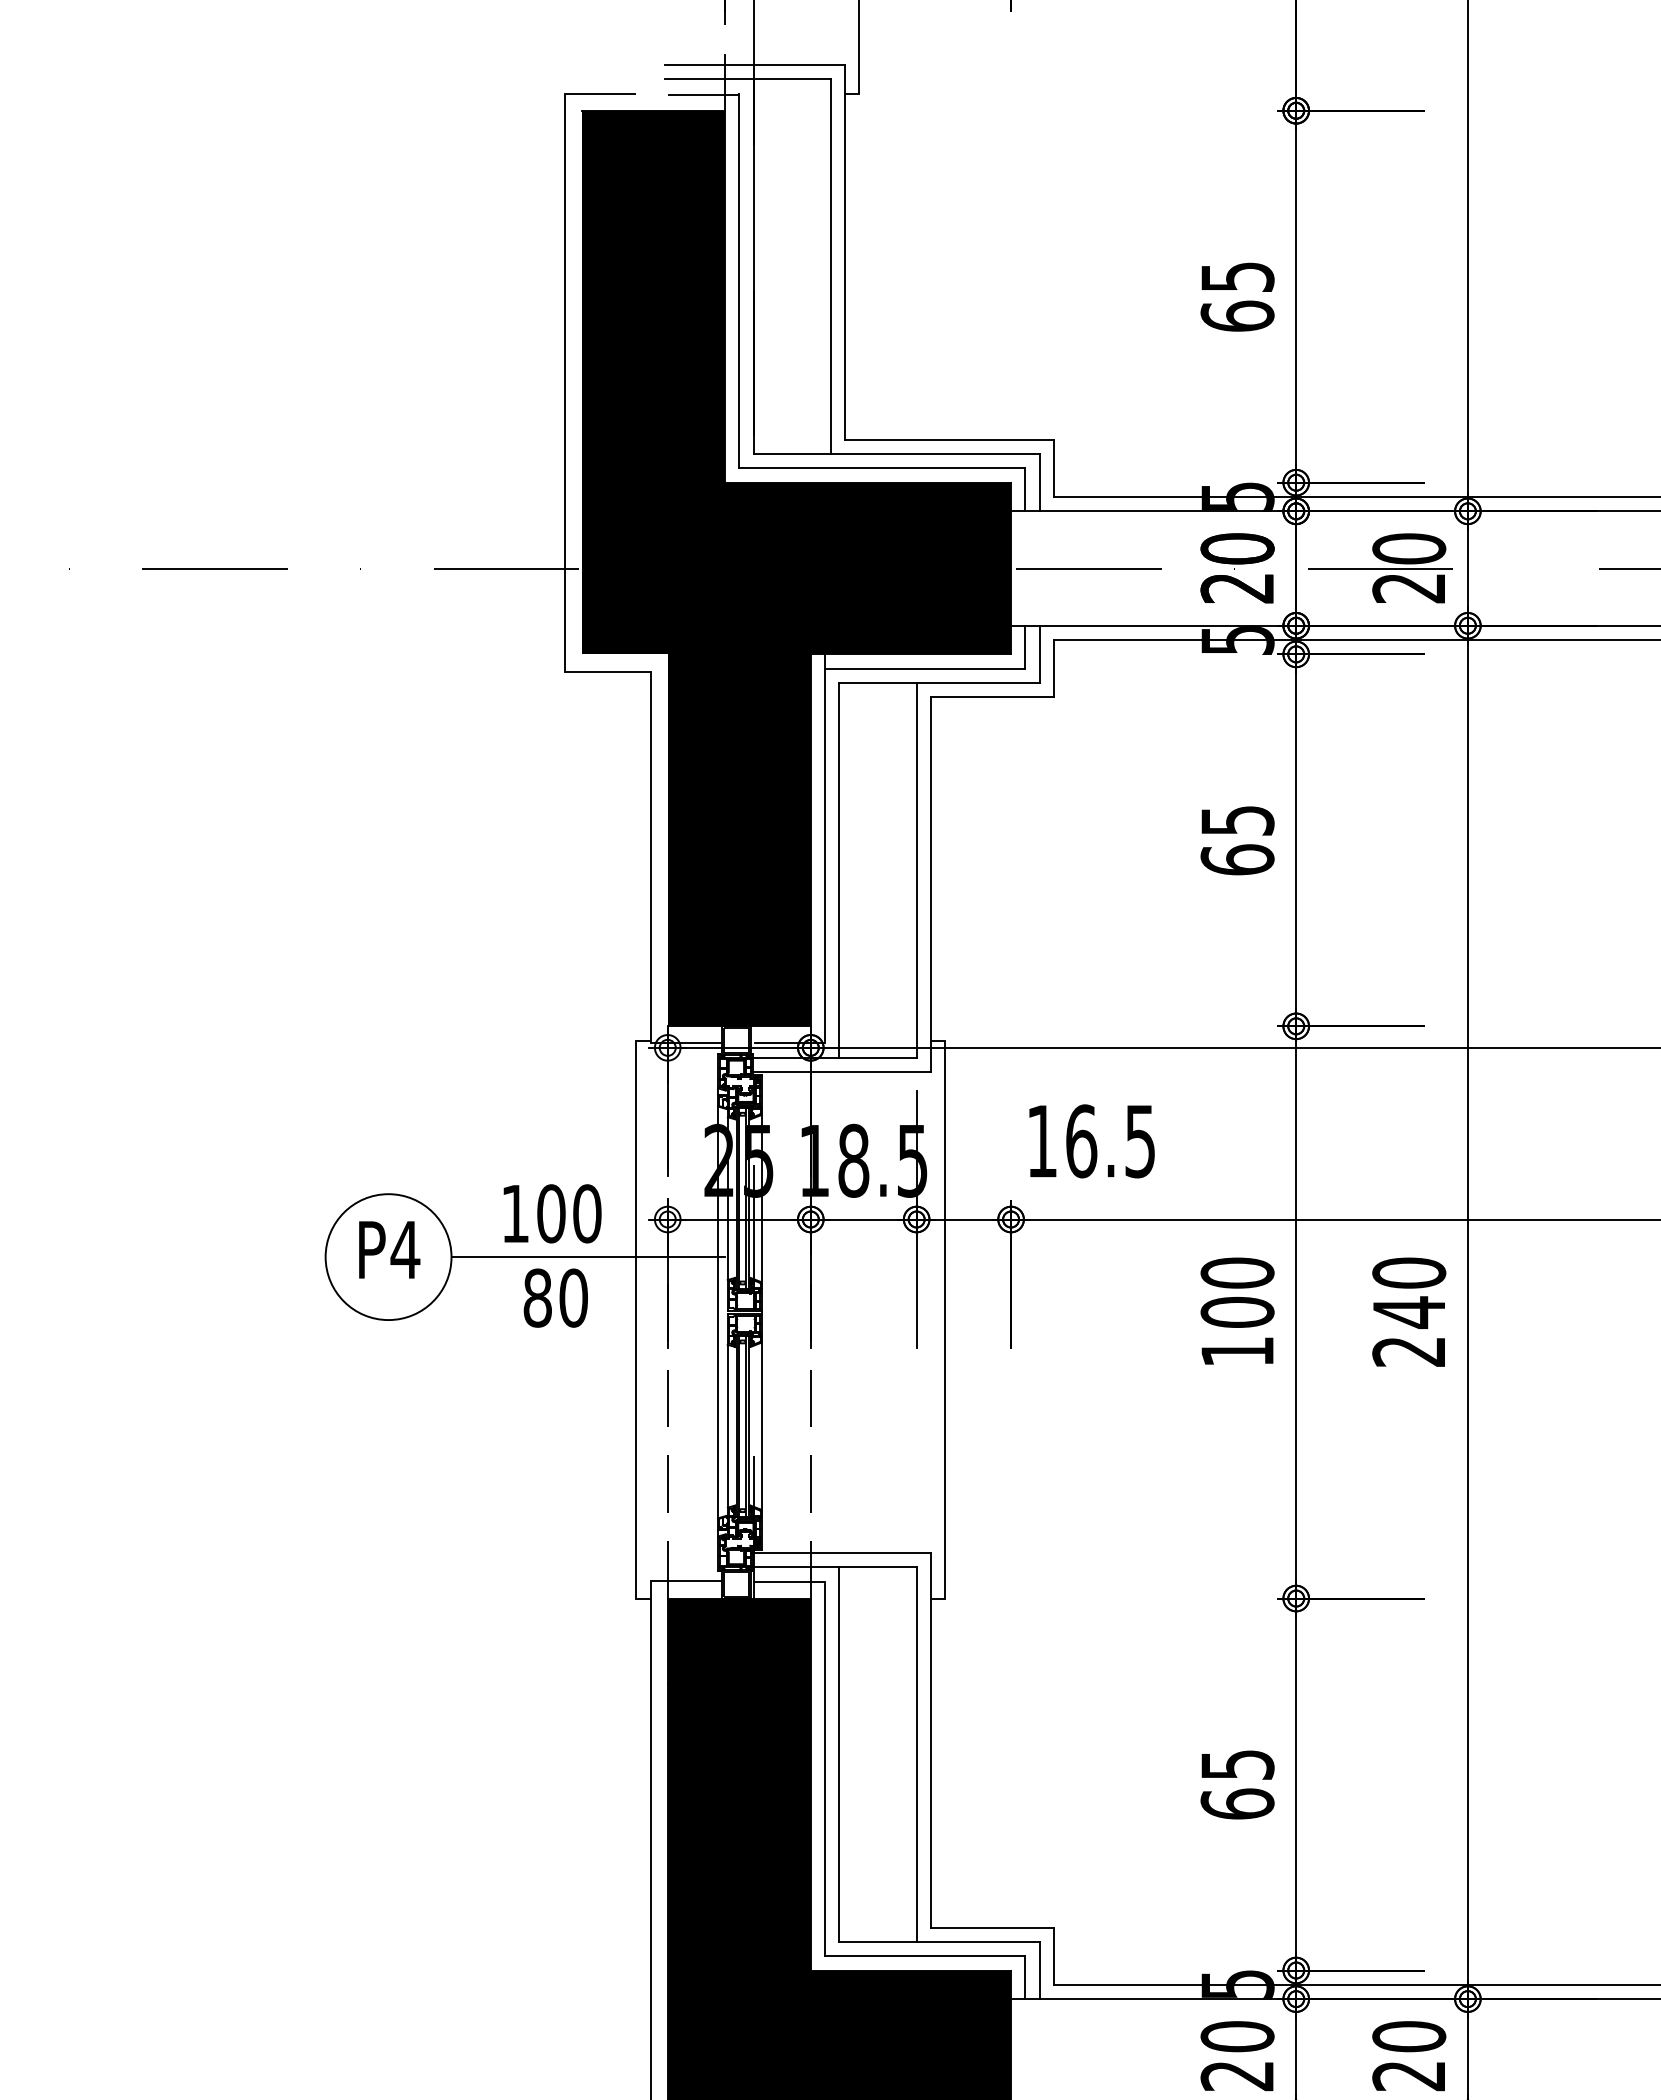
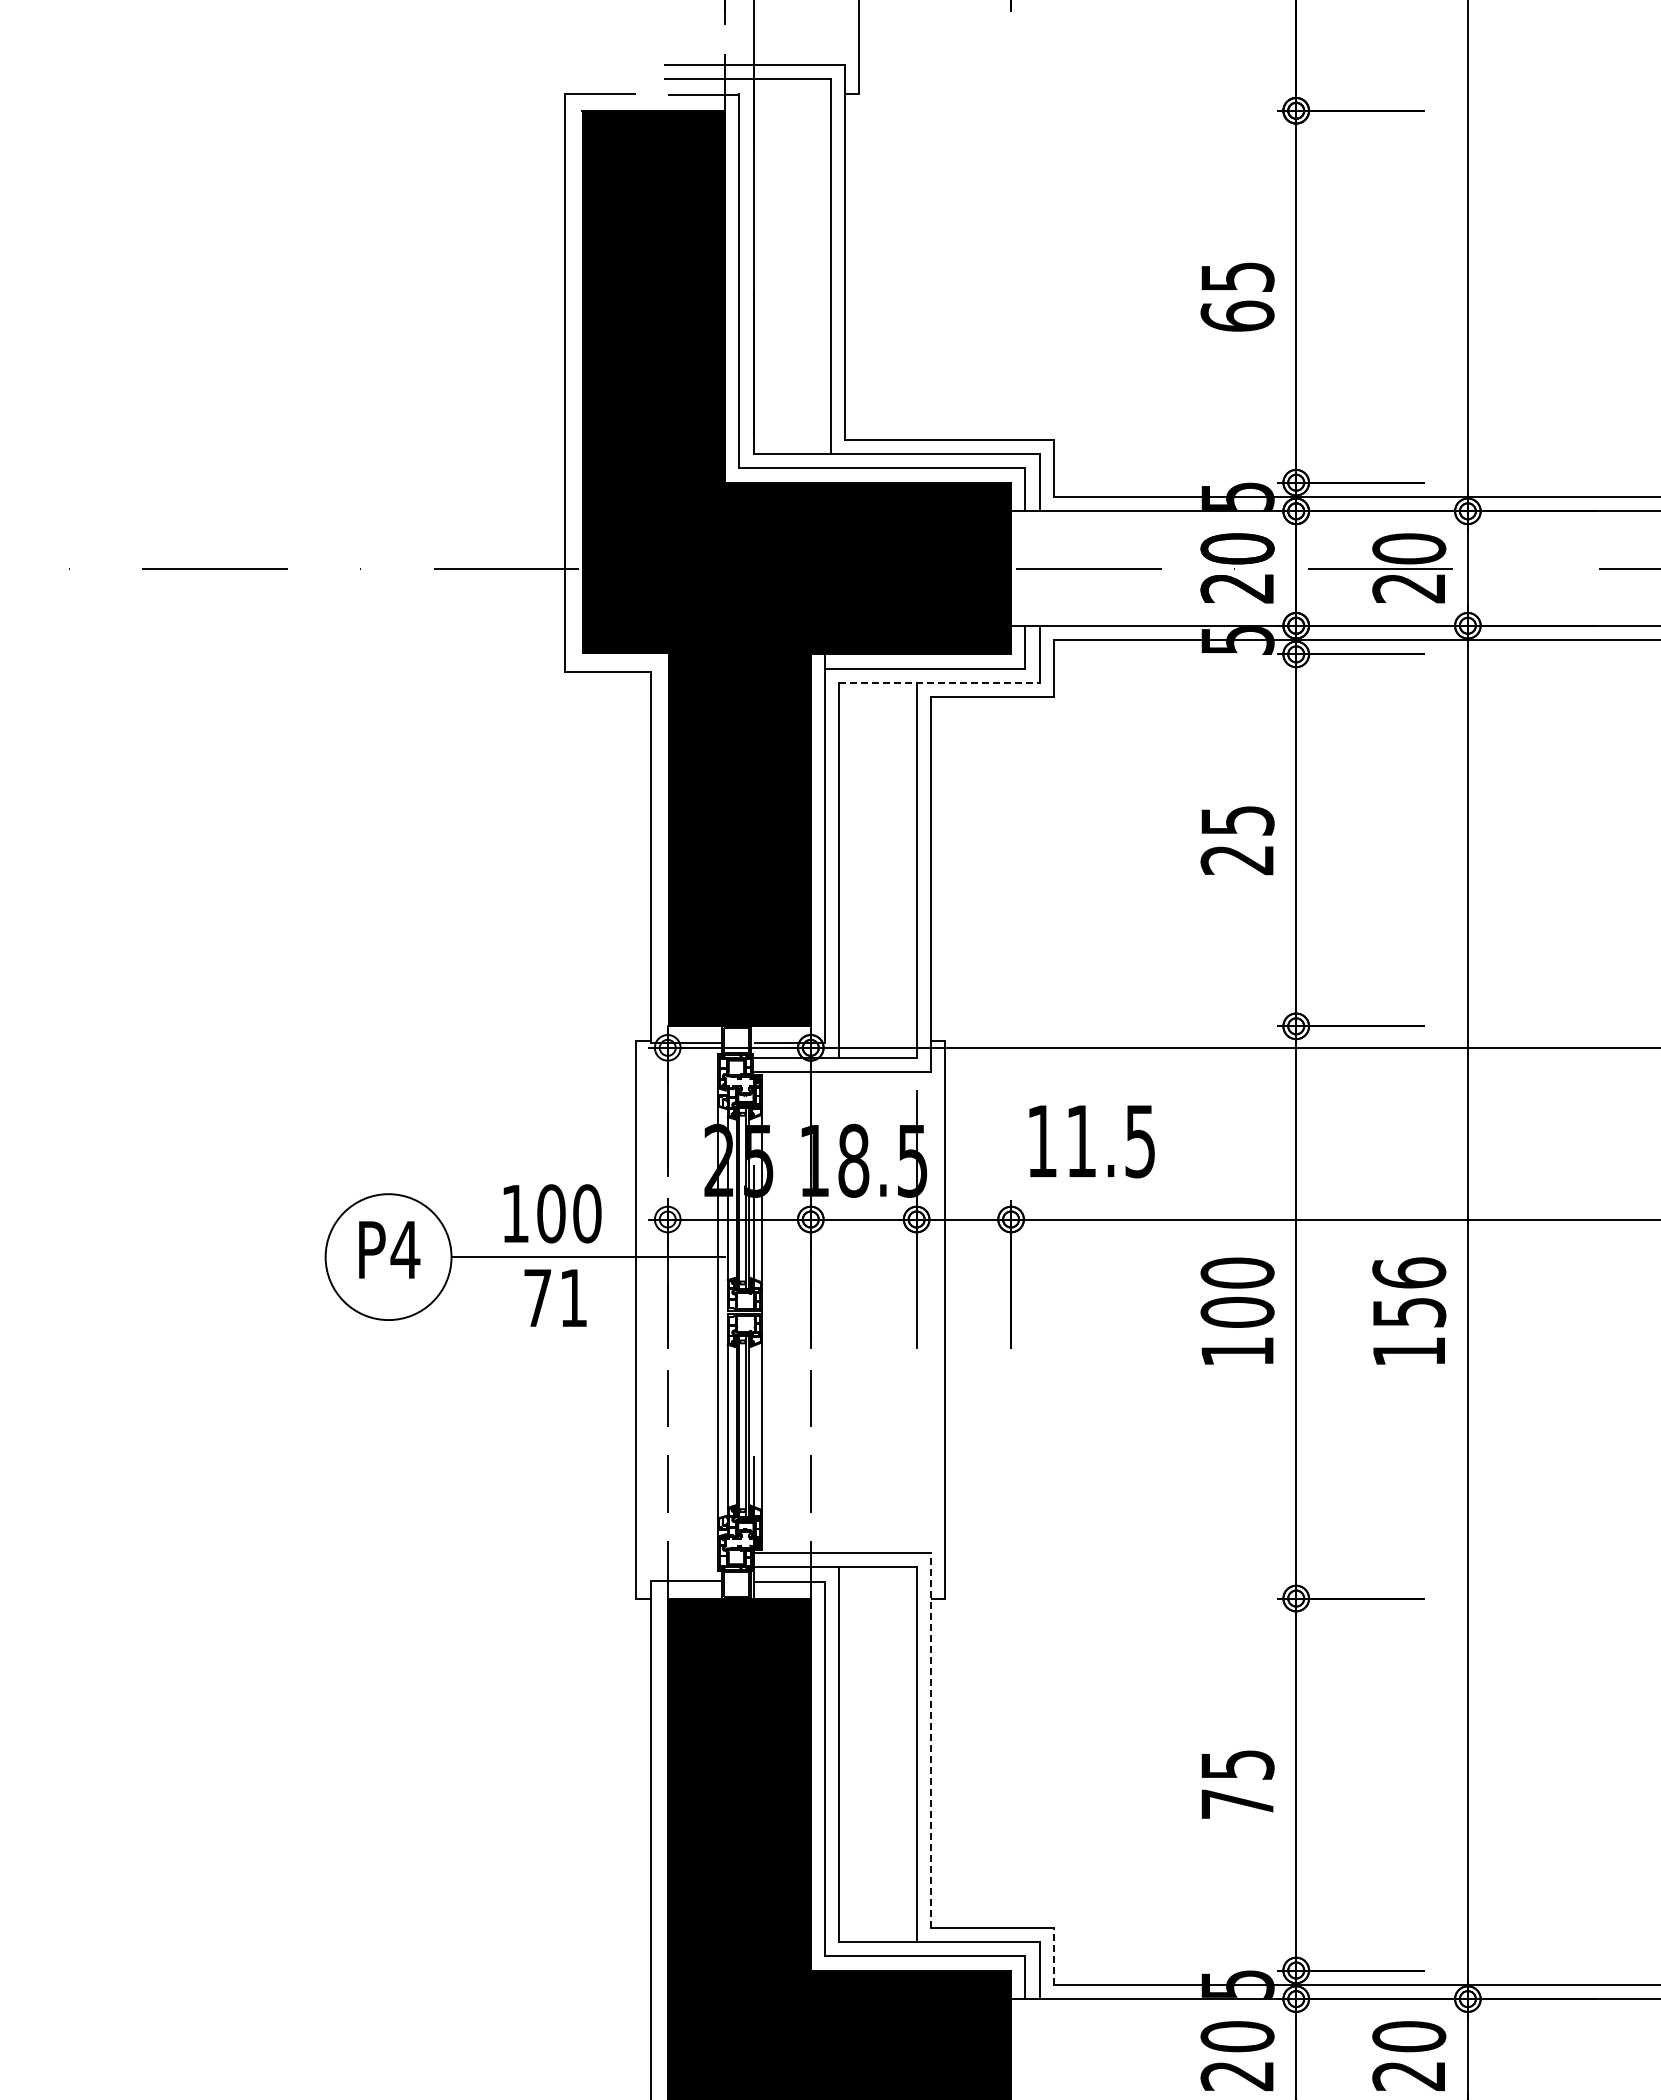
line: solid -> dashed (940, 682)
text: 65 -> 25 (1237, 859)
text: 16.5 -> 11.5 (1081, 1141)
text: 80 -> 71 (555, 1297)
text: 240 -> 156 (1409, 1311)
line: solid -> dashed (931, 1739)
text: 65 -> 75 (1237, 1803)
line: solid -> dashed (1054, 1956)
